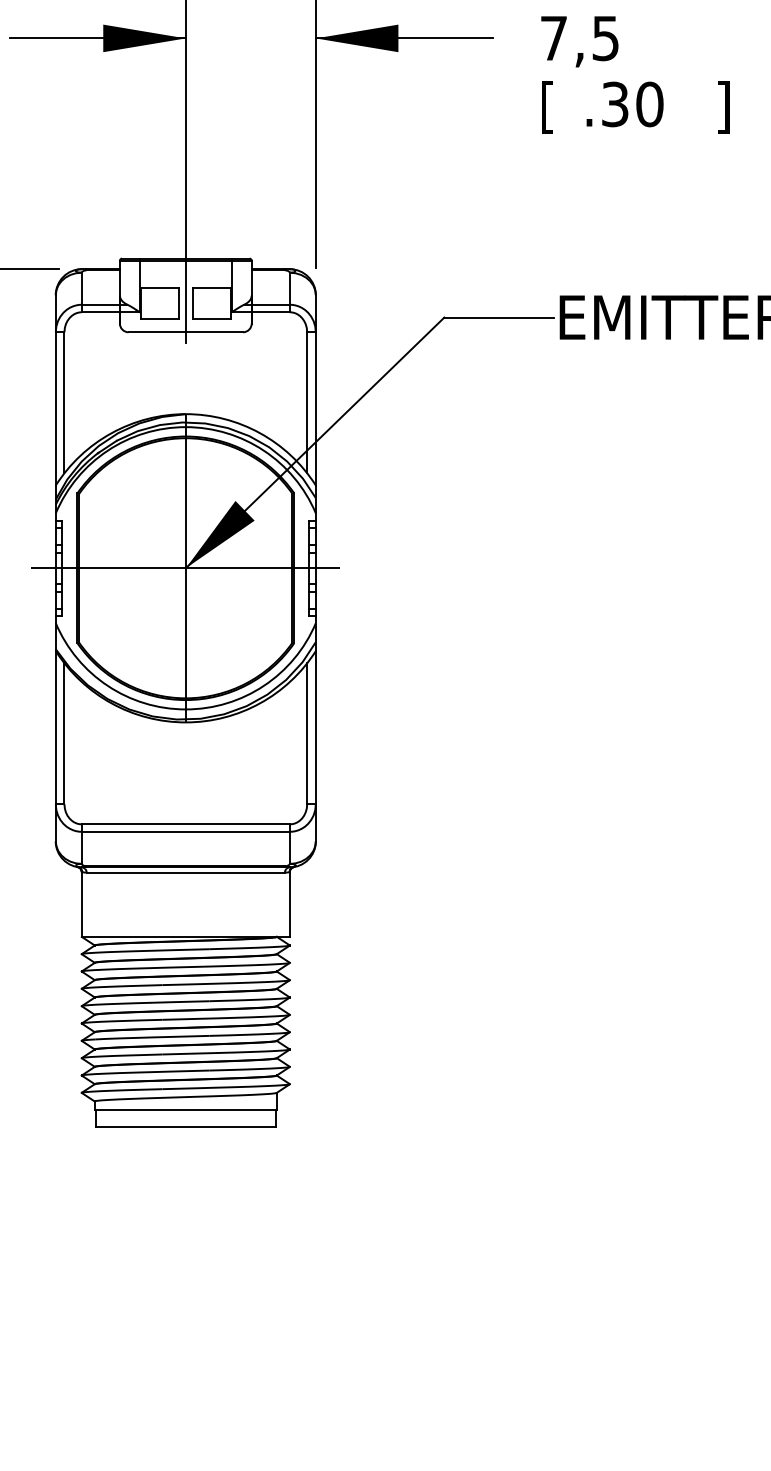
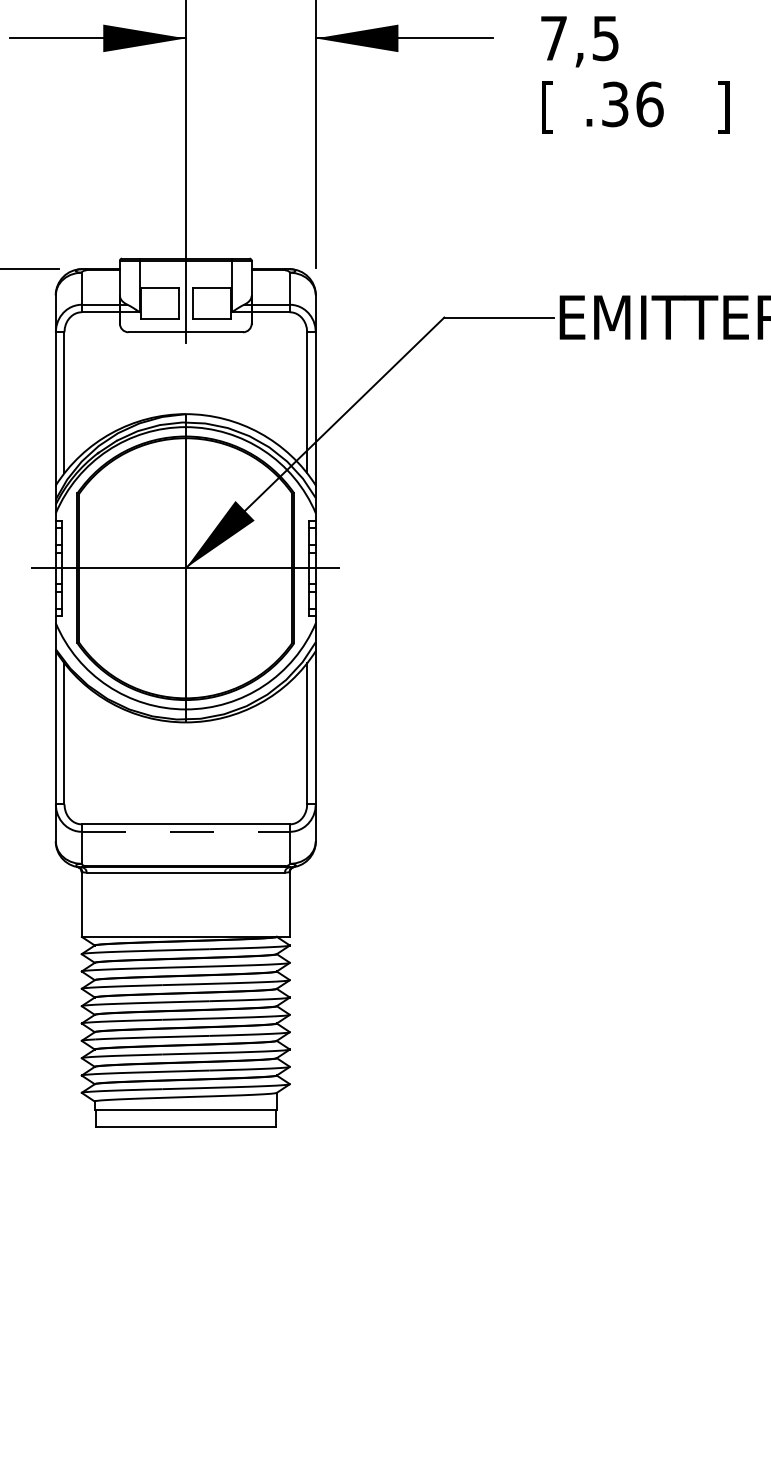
text: .30 -> .36 (649, 104)
line: solid -> dashed (186, 831)
